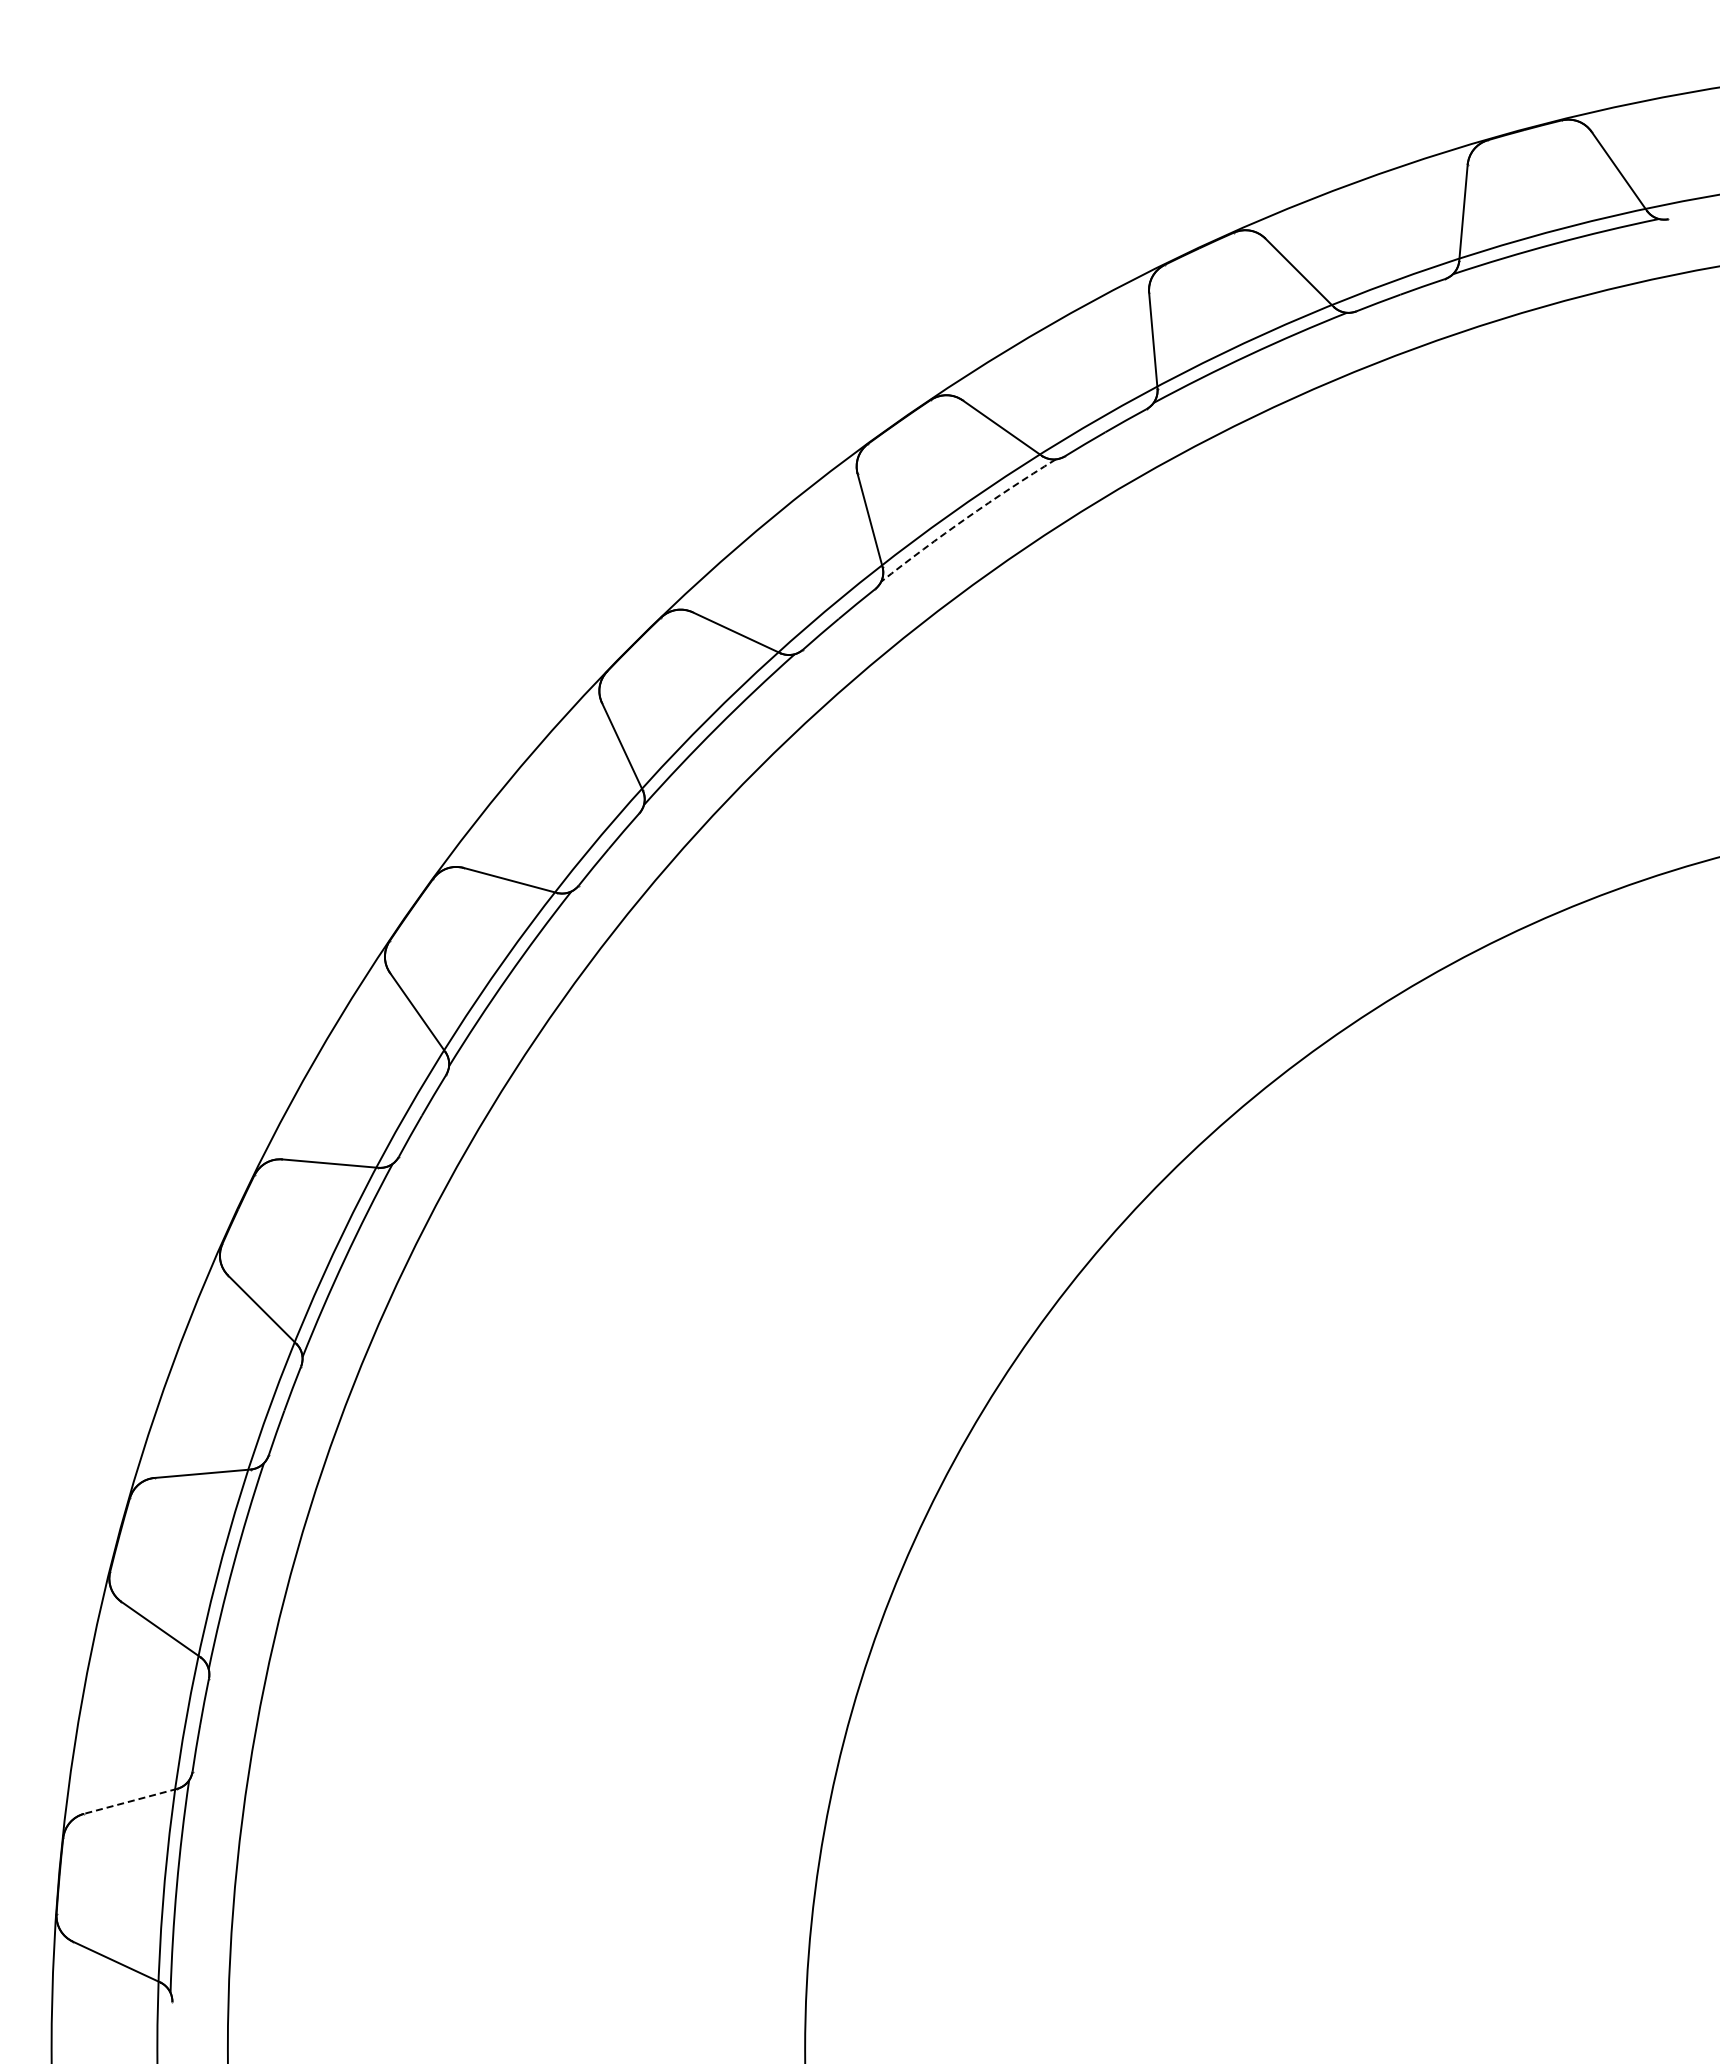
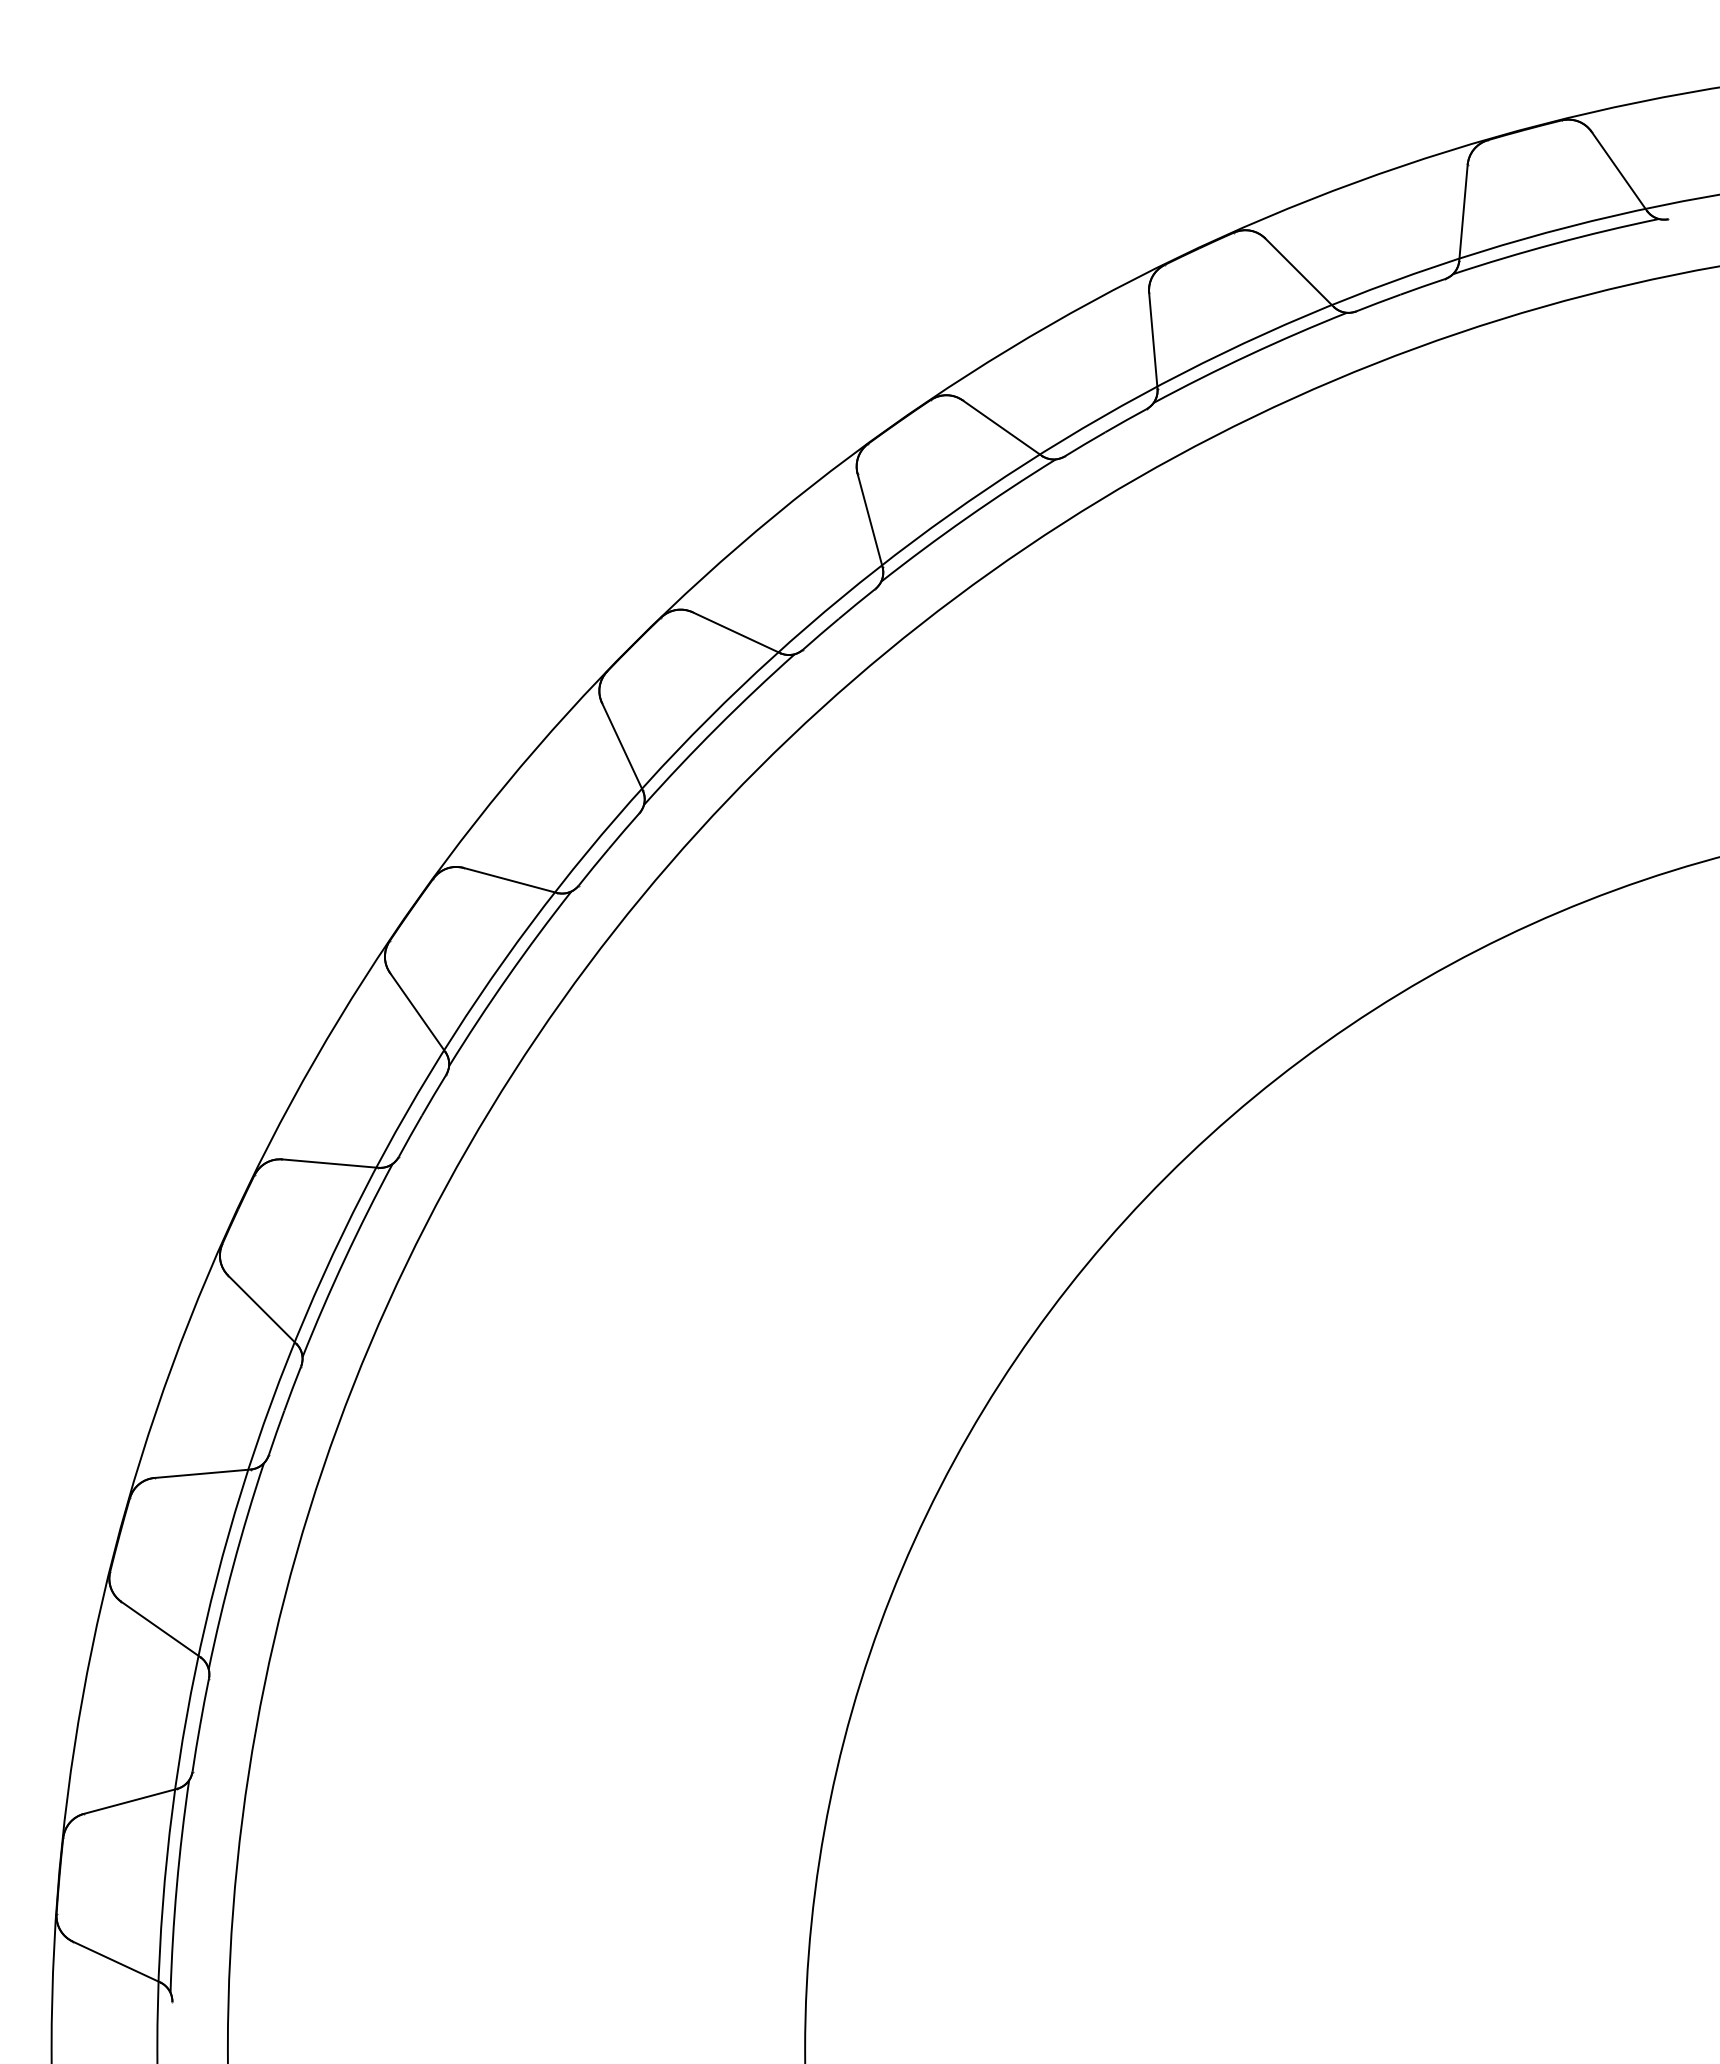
arc: dashed -> solid (966, 518)
line: dashed -> solid (130, 1801)
